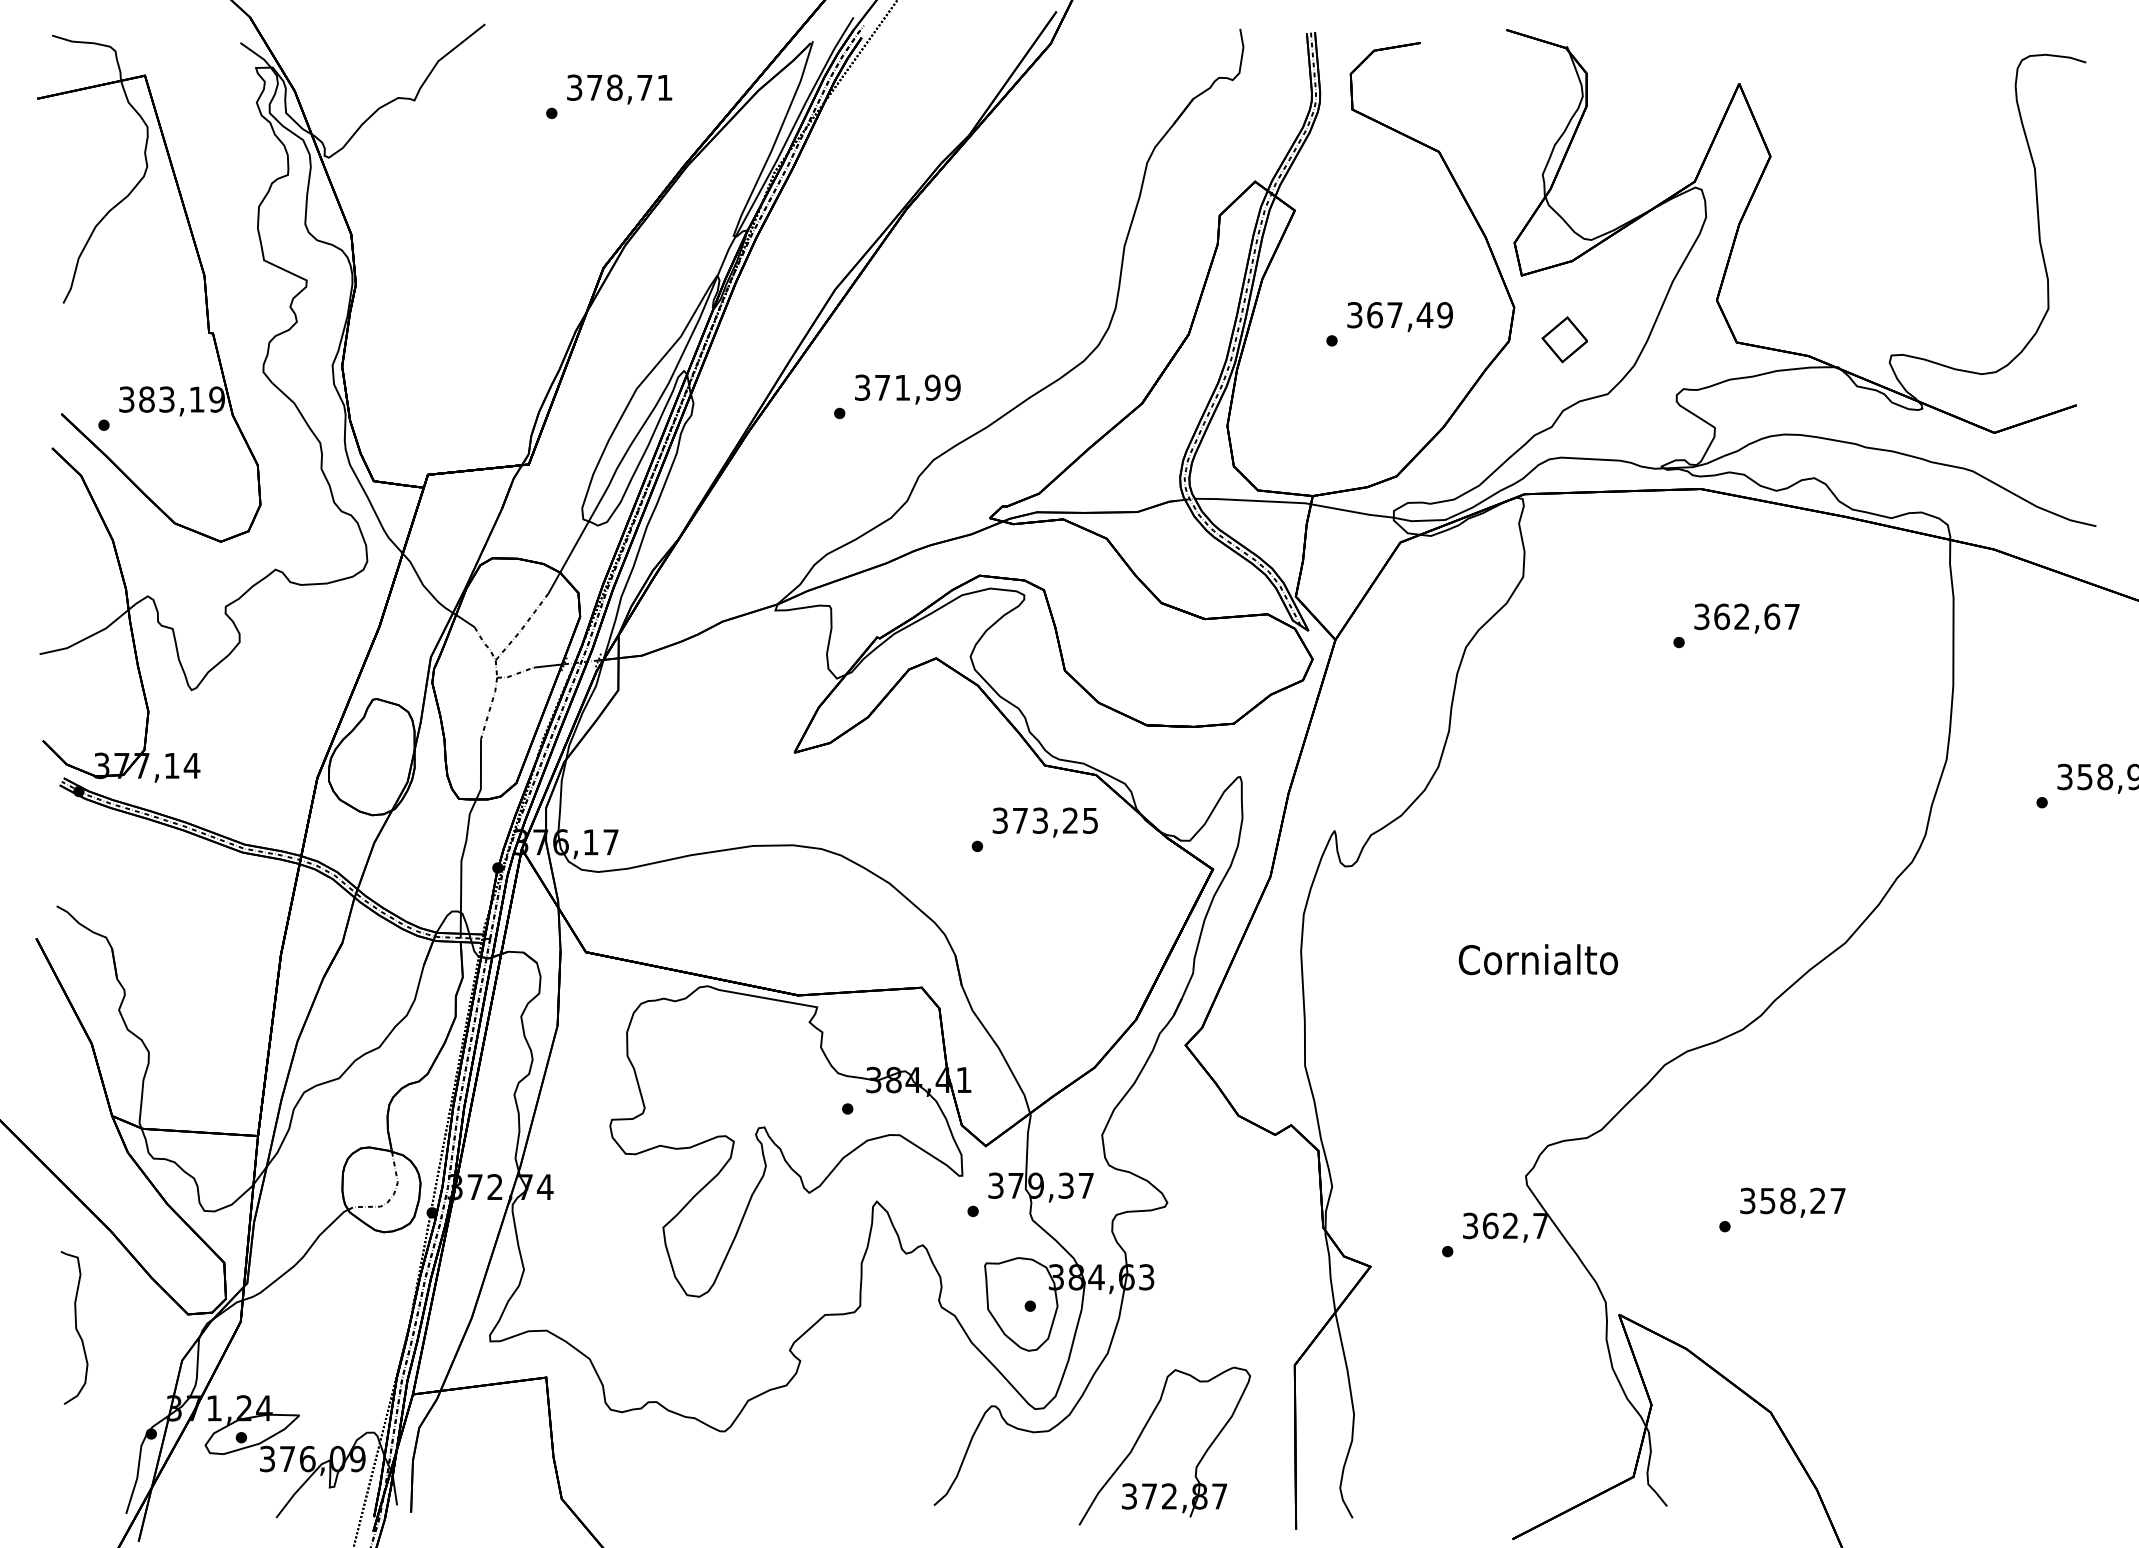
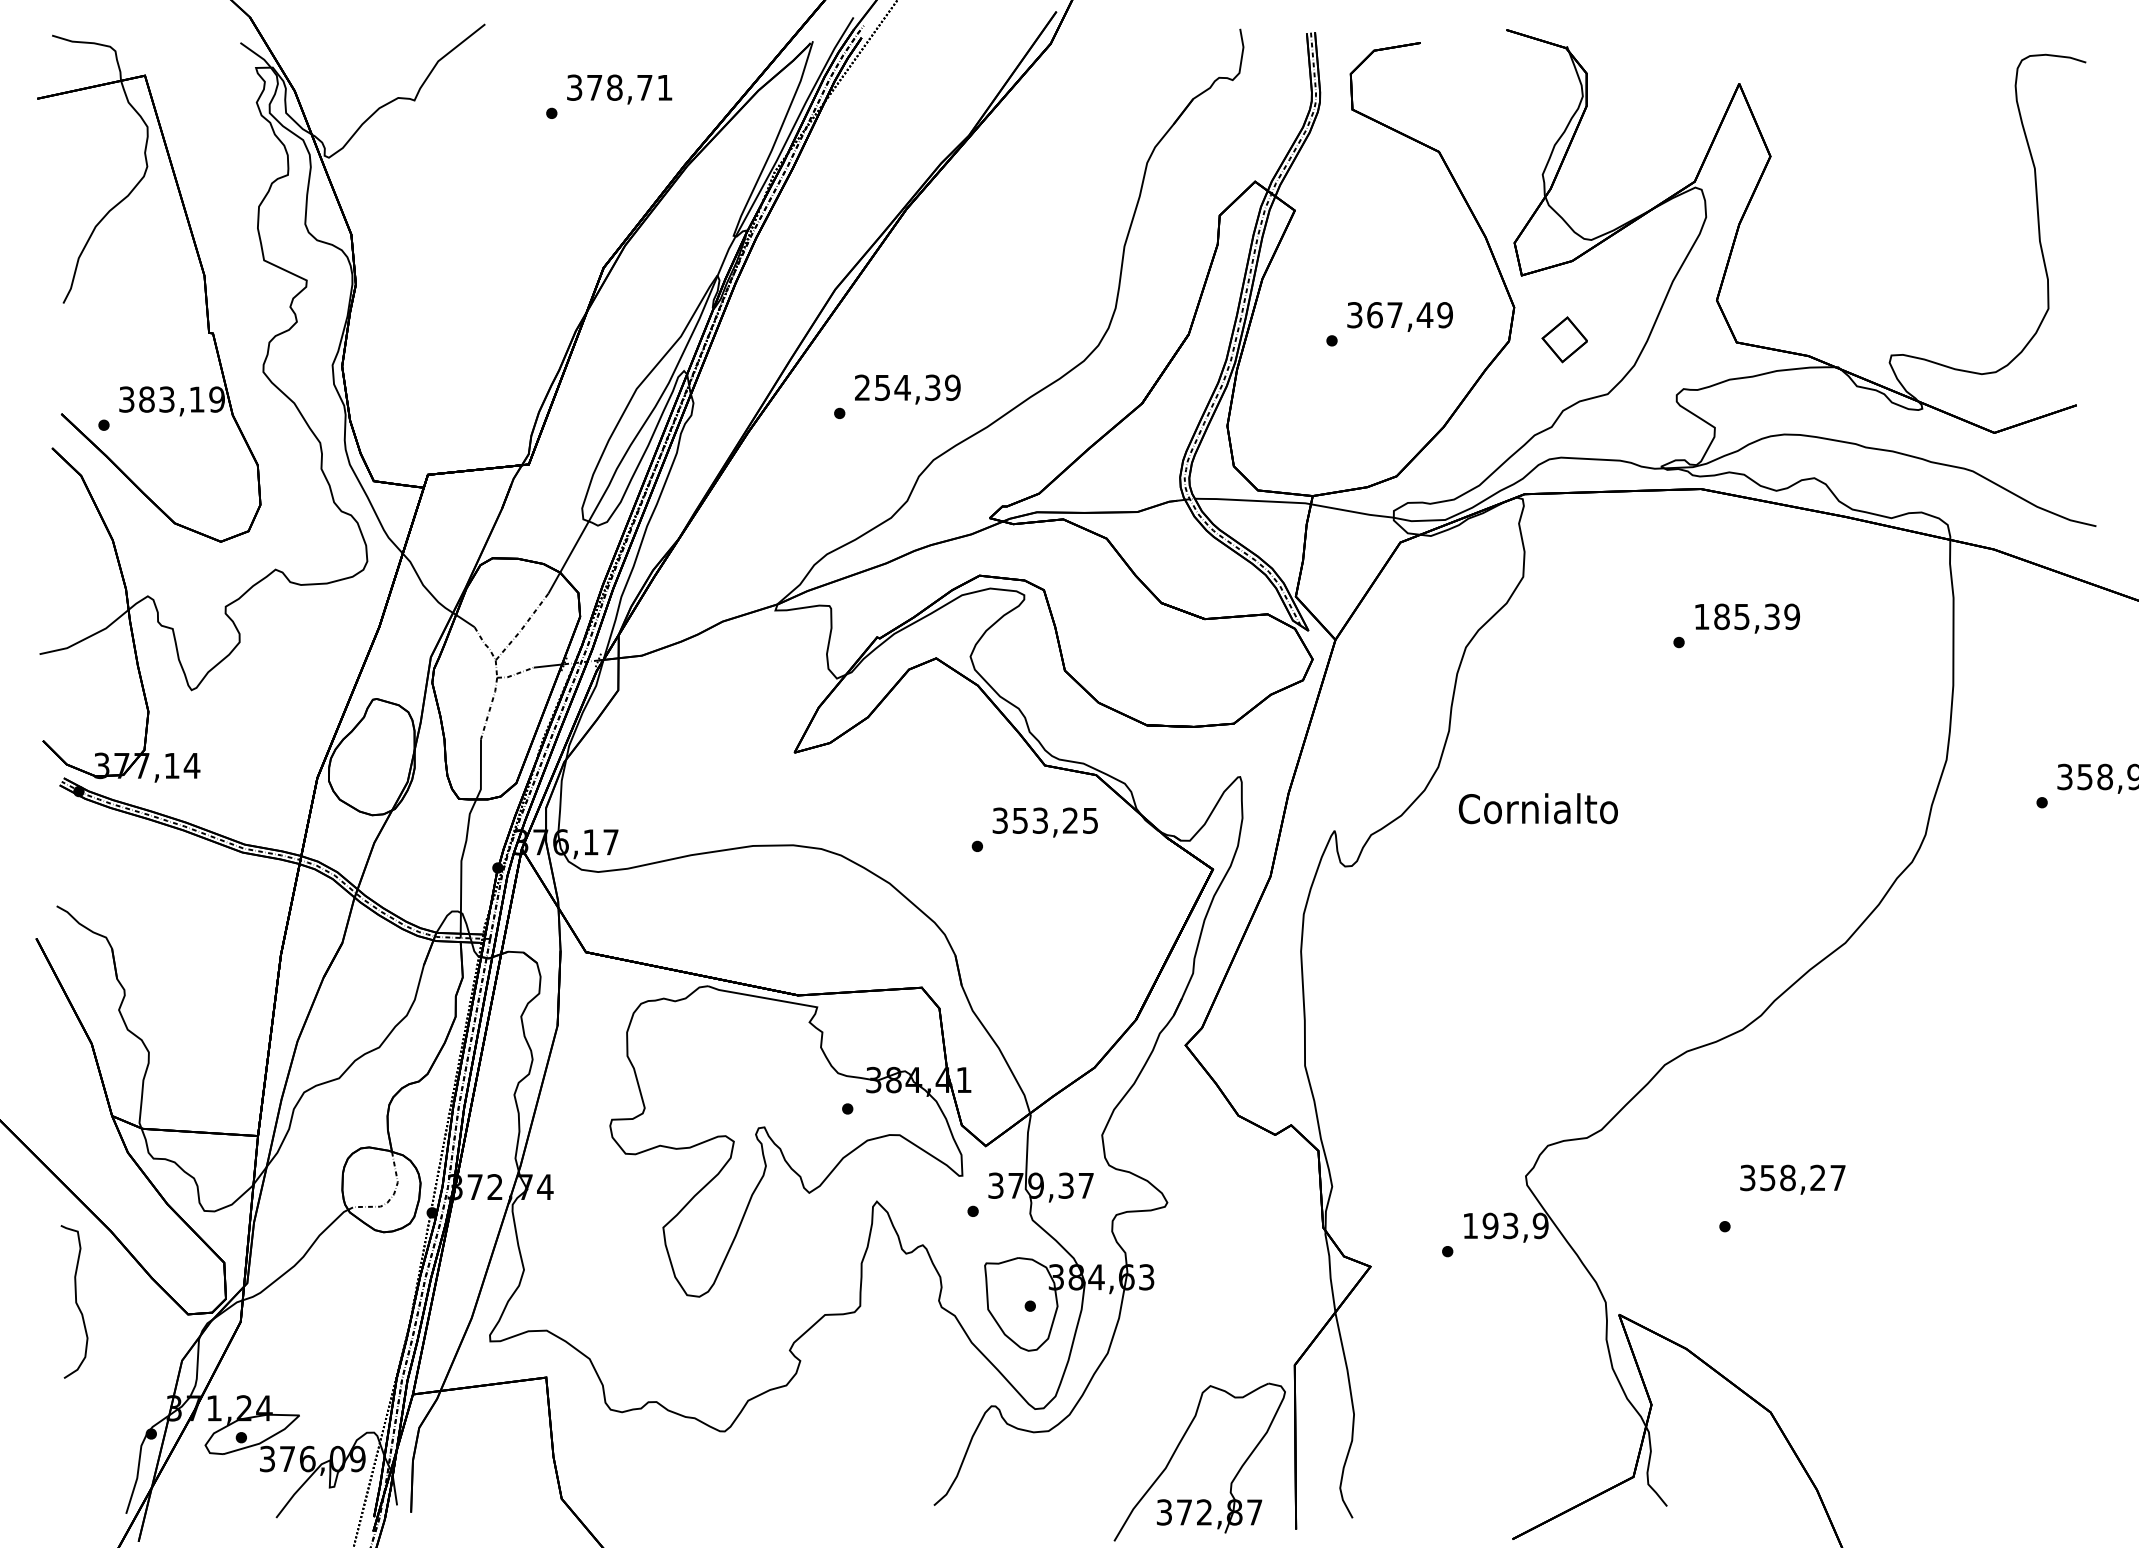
text: 371,99 -> 254,39 (897, 387)
text: 362,67 -> 185,39 (1747, 616)
text: 373,25 -> 353,25 (1019, 820)
text position: (1537, 959) -> (1537, 808) (1537, 808)
text position: (1792, 1202) -> (1792, 1179) (1792, 1179)
text: 362,7 -> 193,9 (1505, 1225)
curve position: (75, 1327) -> (75, 1301) (75, 1301)
part position: (1142, 1433) -> (1177, 1449) (1177, 1449)
